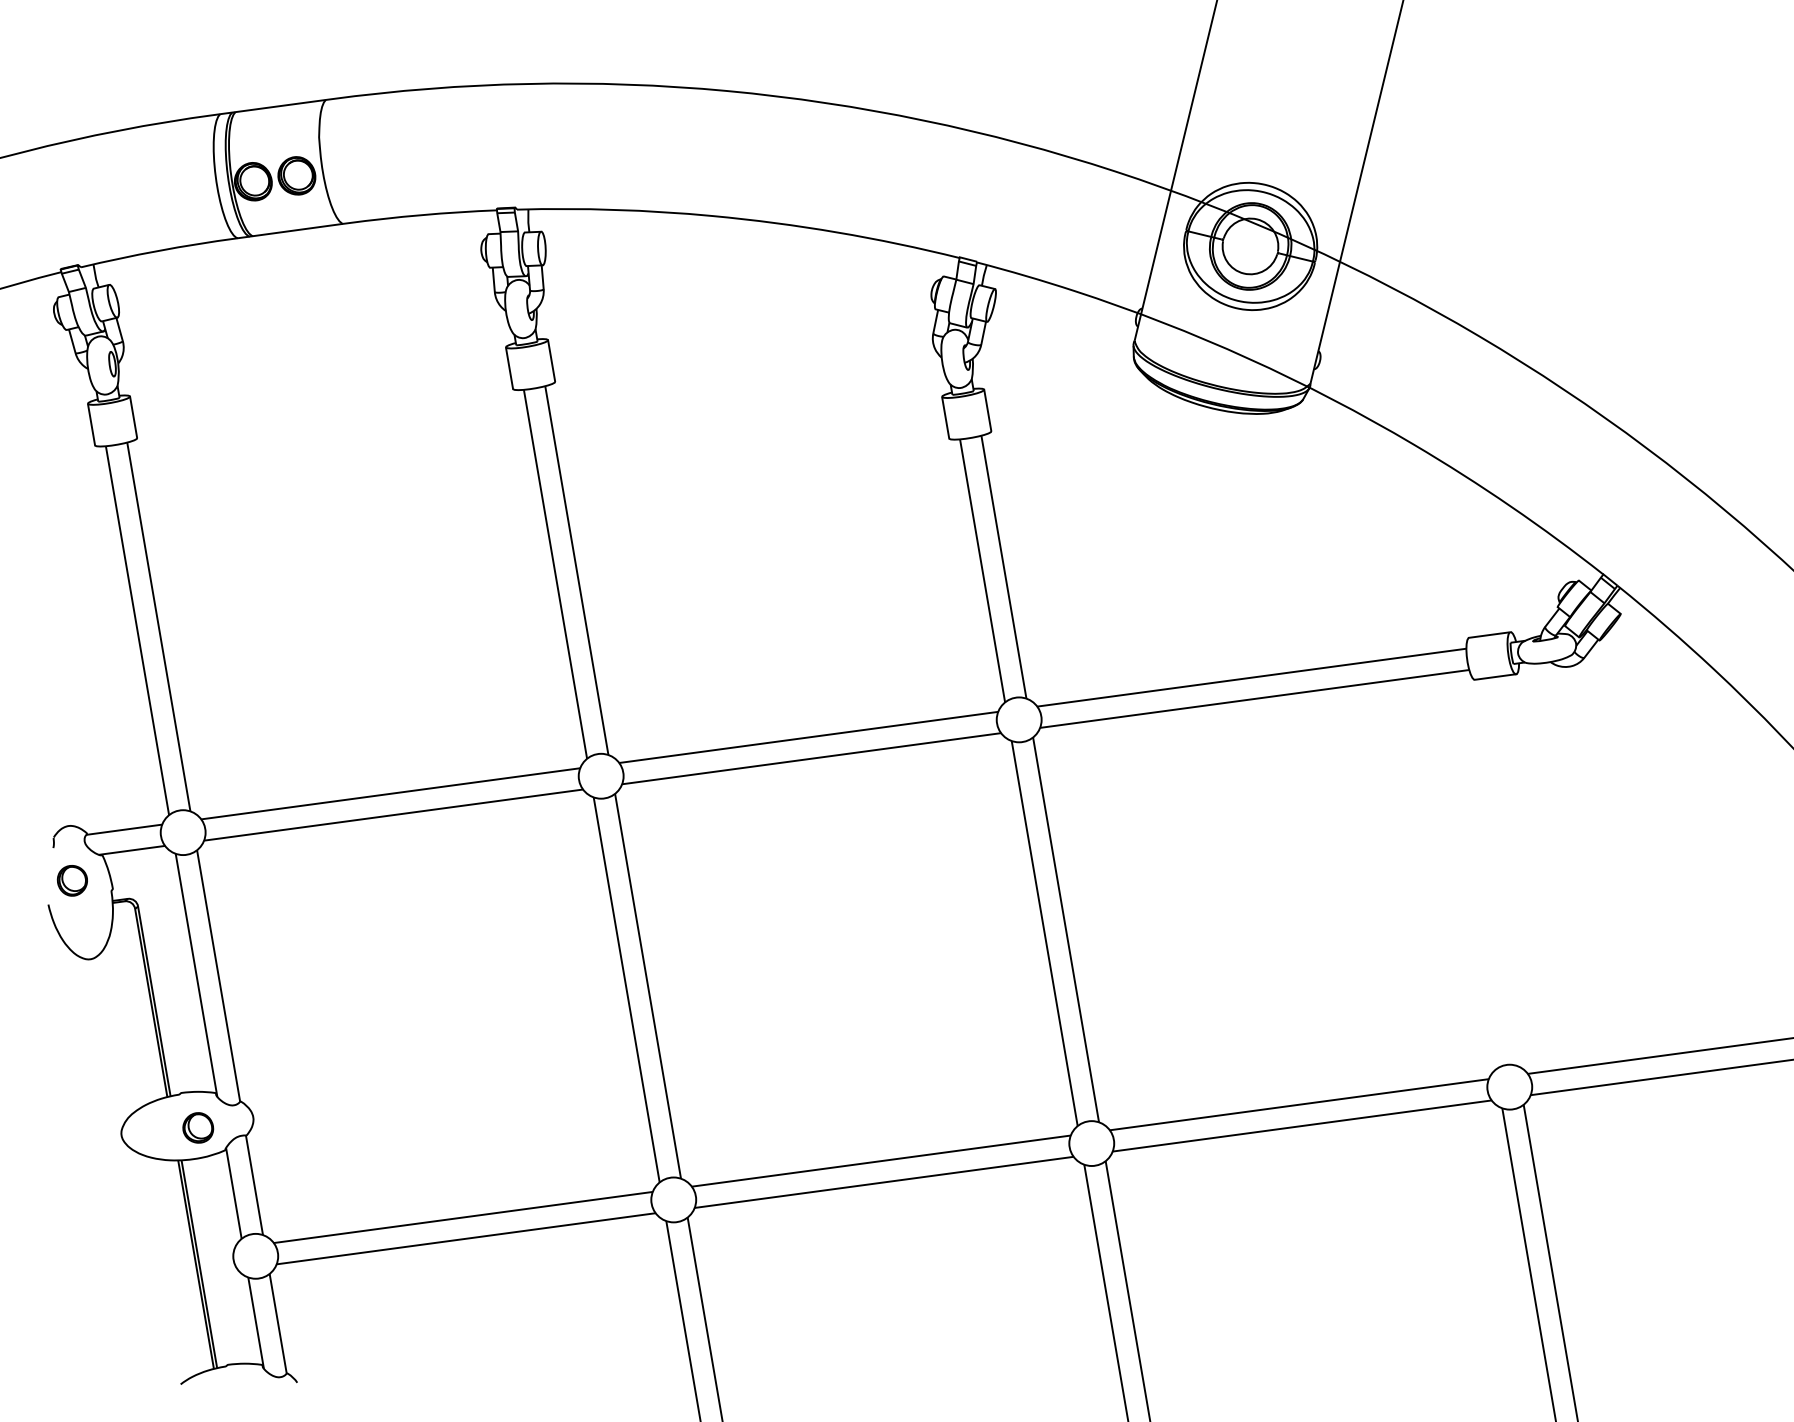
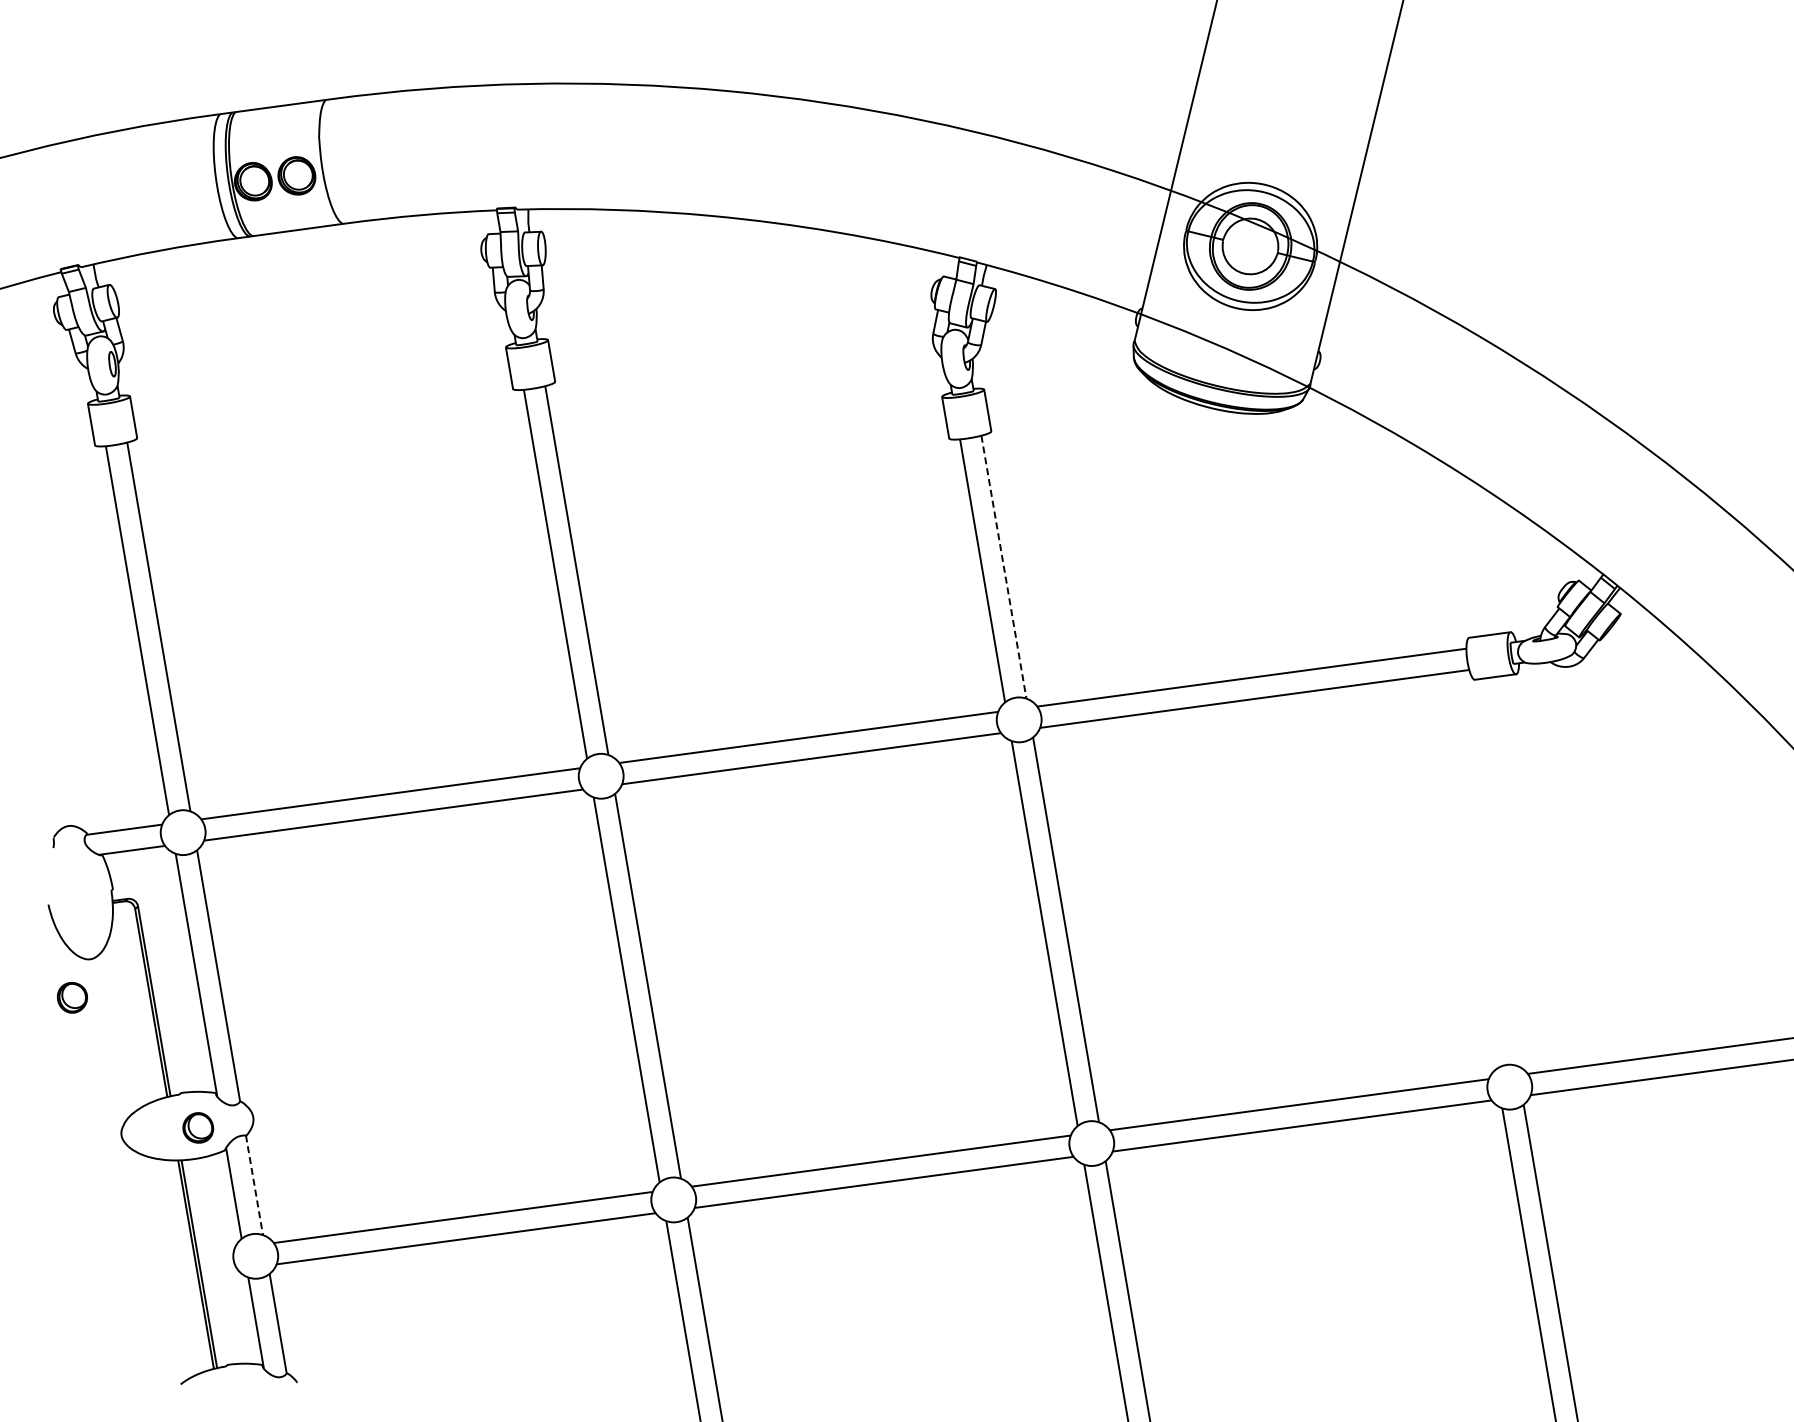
line: solid -> dashed (1004, 567)
part position: (71, 880) -> (71, 997) (71, 997)
line: solid -> dashed (254, 1185)
